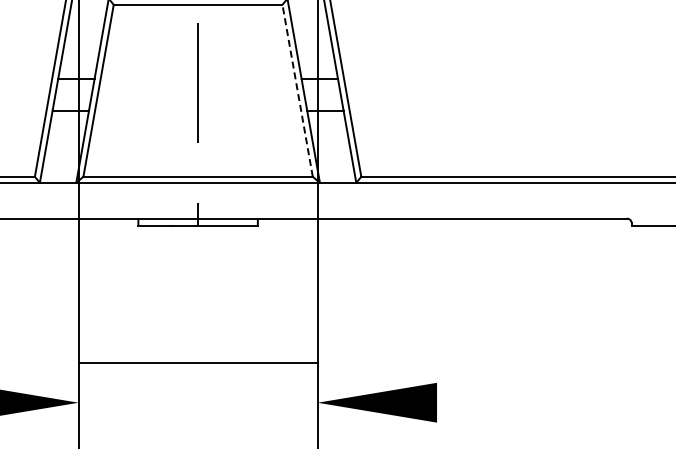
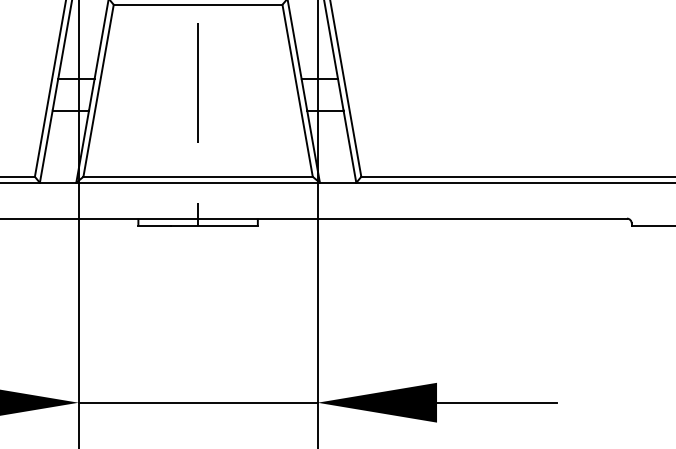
line: dashed -> solid (297, 90)
line position: (197, 362) -> (197, 402) (197, 402)
line: none -> present (496, 402)
